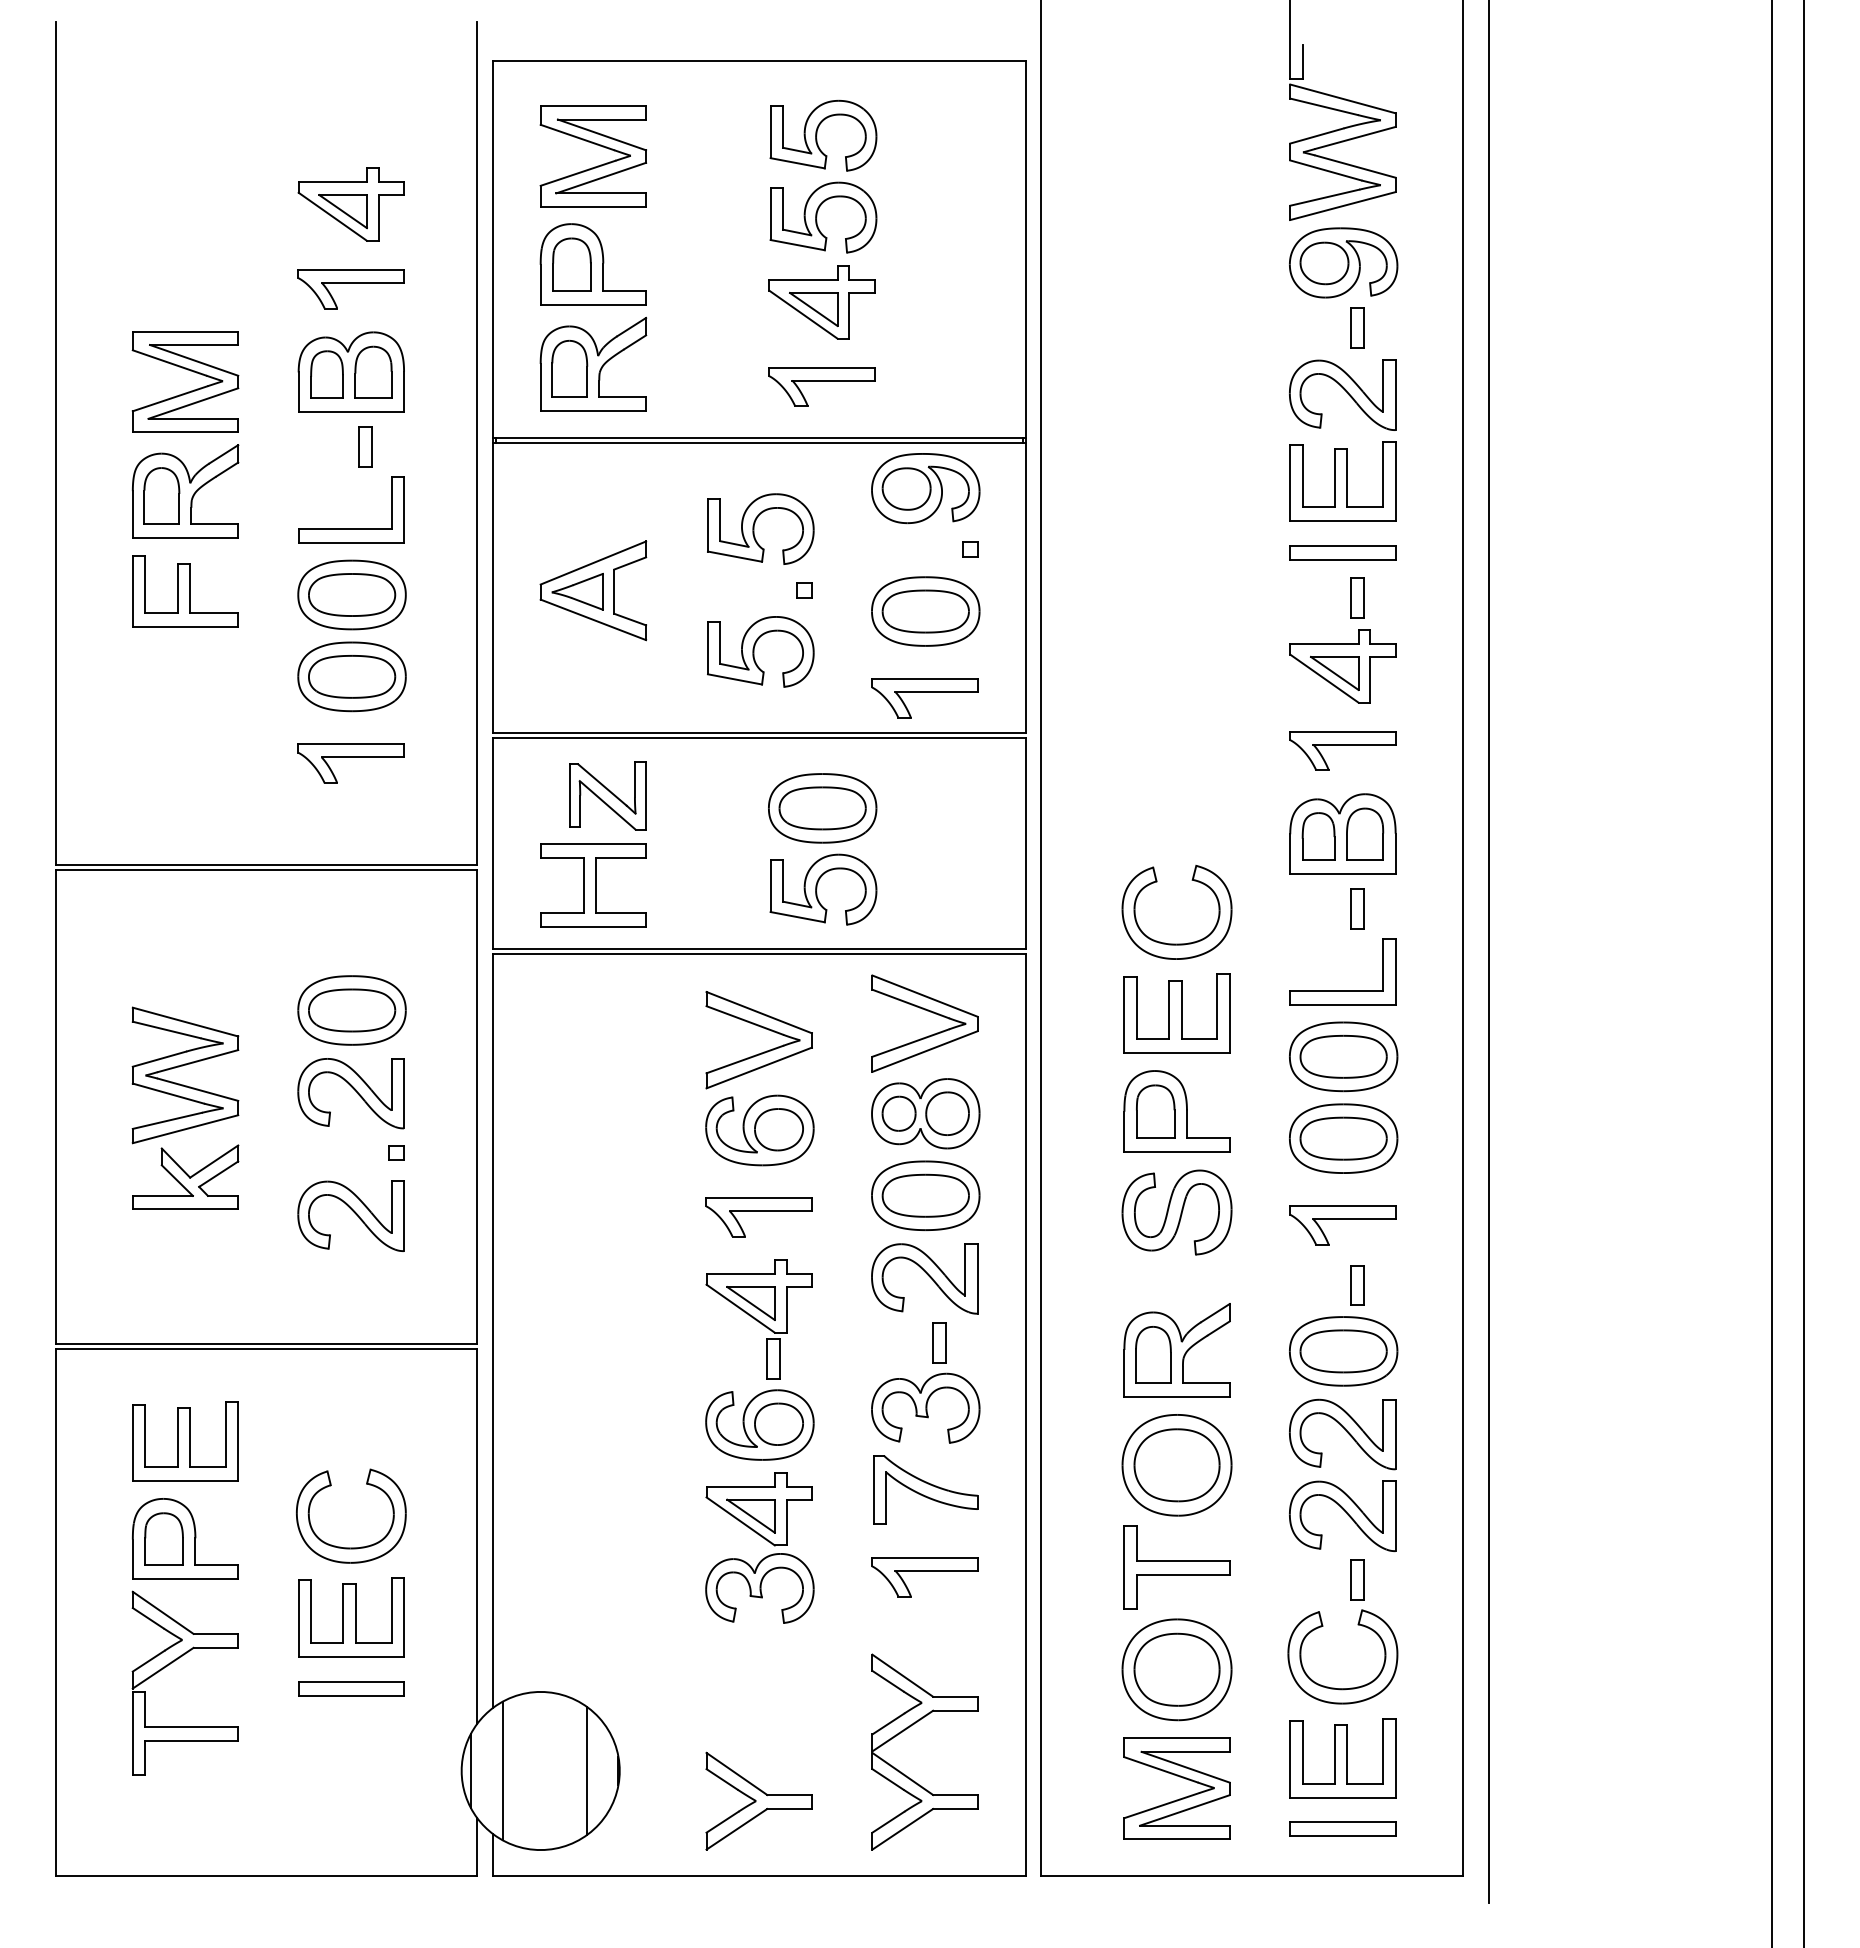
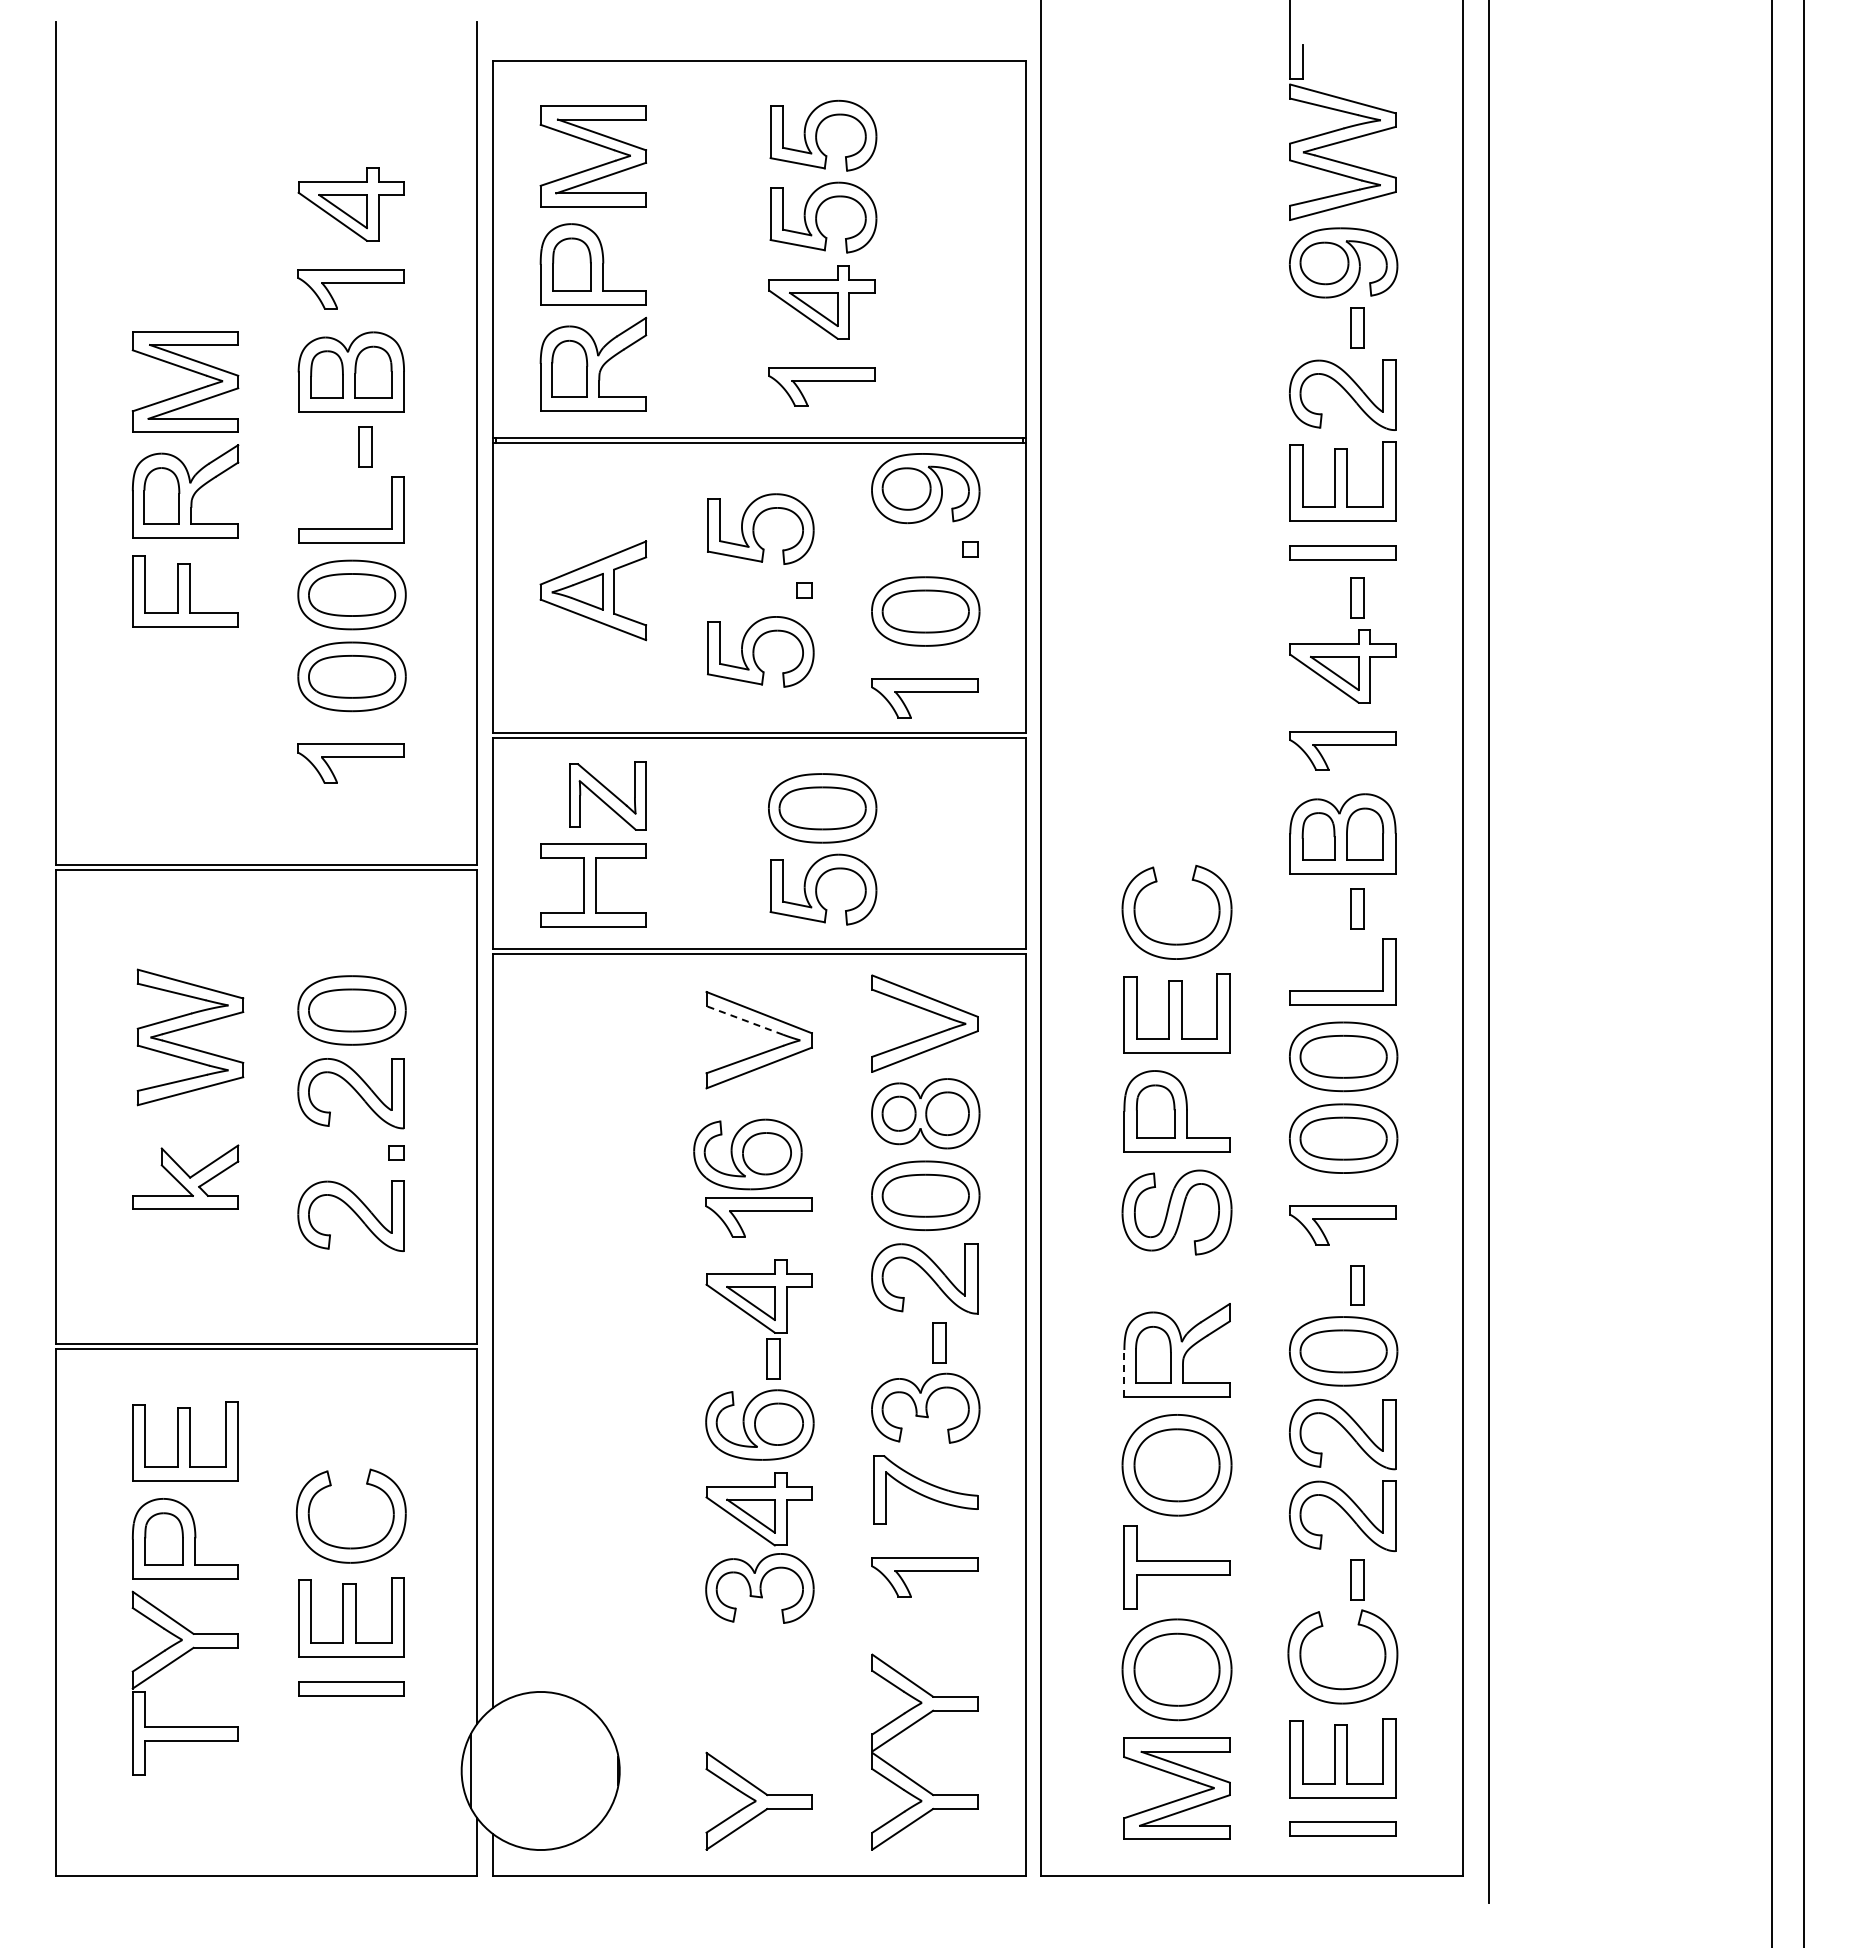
line: solid -> dashed (744, 1020)
part position: (183, 1084) -> (188, 1046) (188, 1046)
part position: (759, 1130) -> (747, 1154) (747, 1154)
line: solid -> dashed (1124, 1372)
line: present -> none (502, 1770)
line: present -> none (586, 1770)
